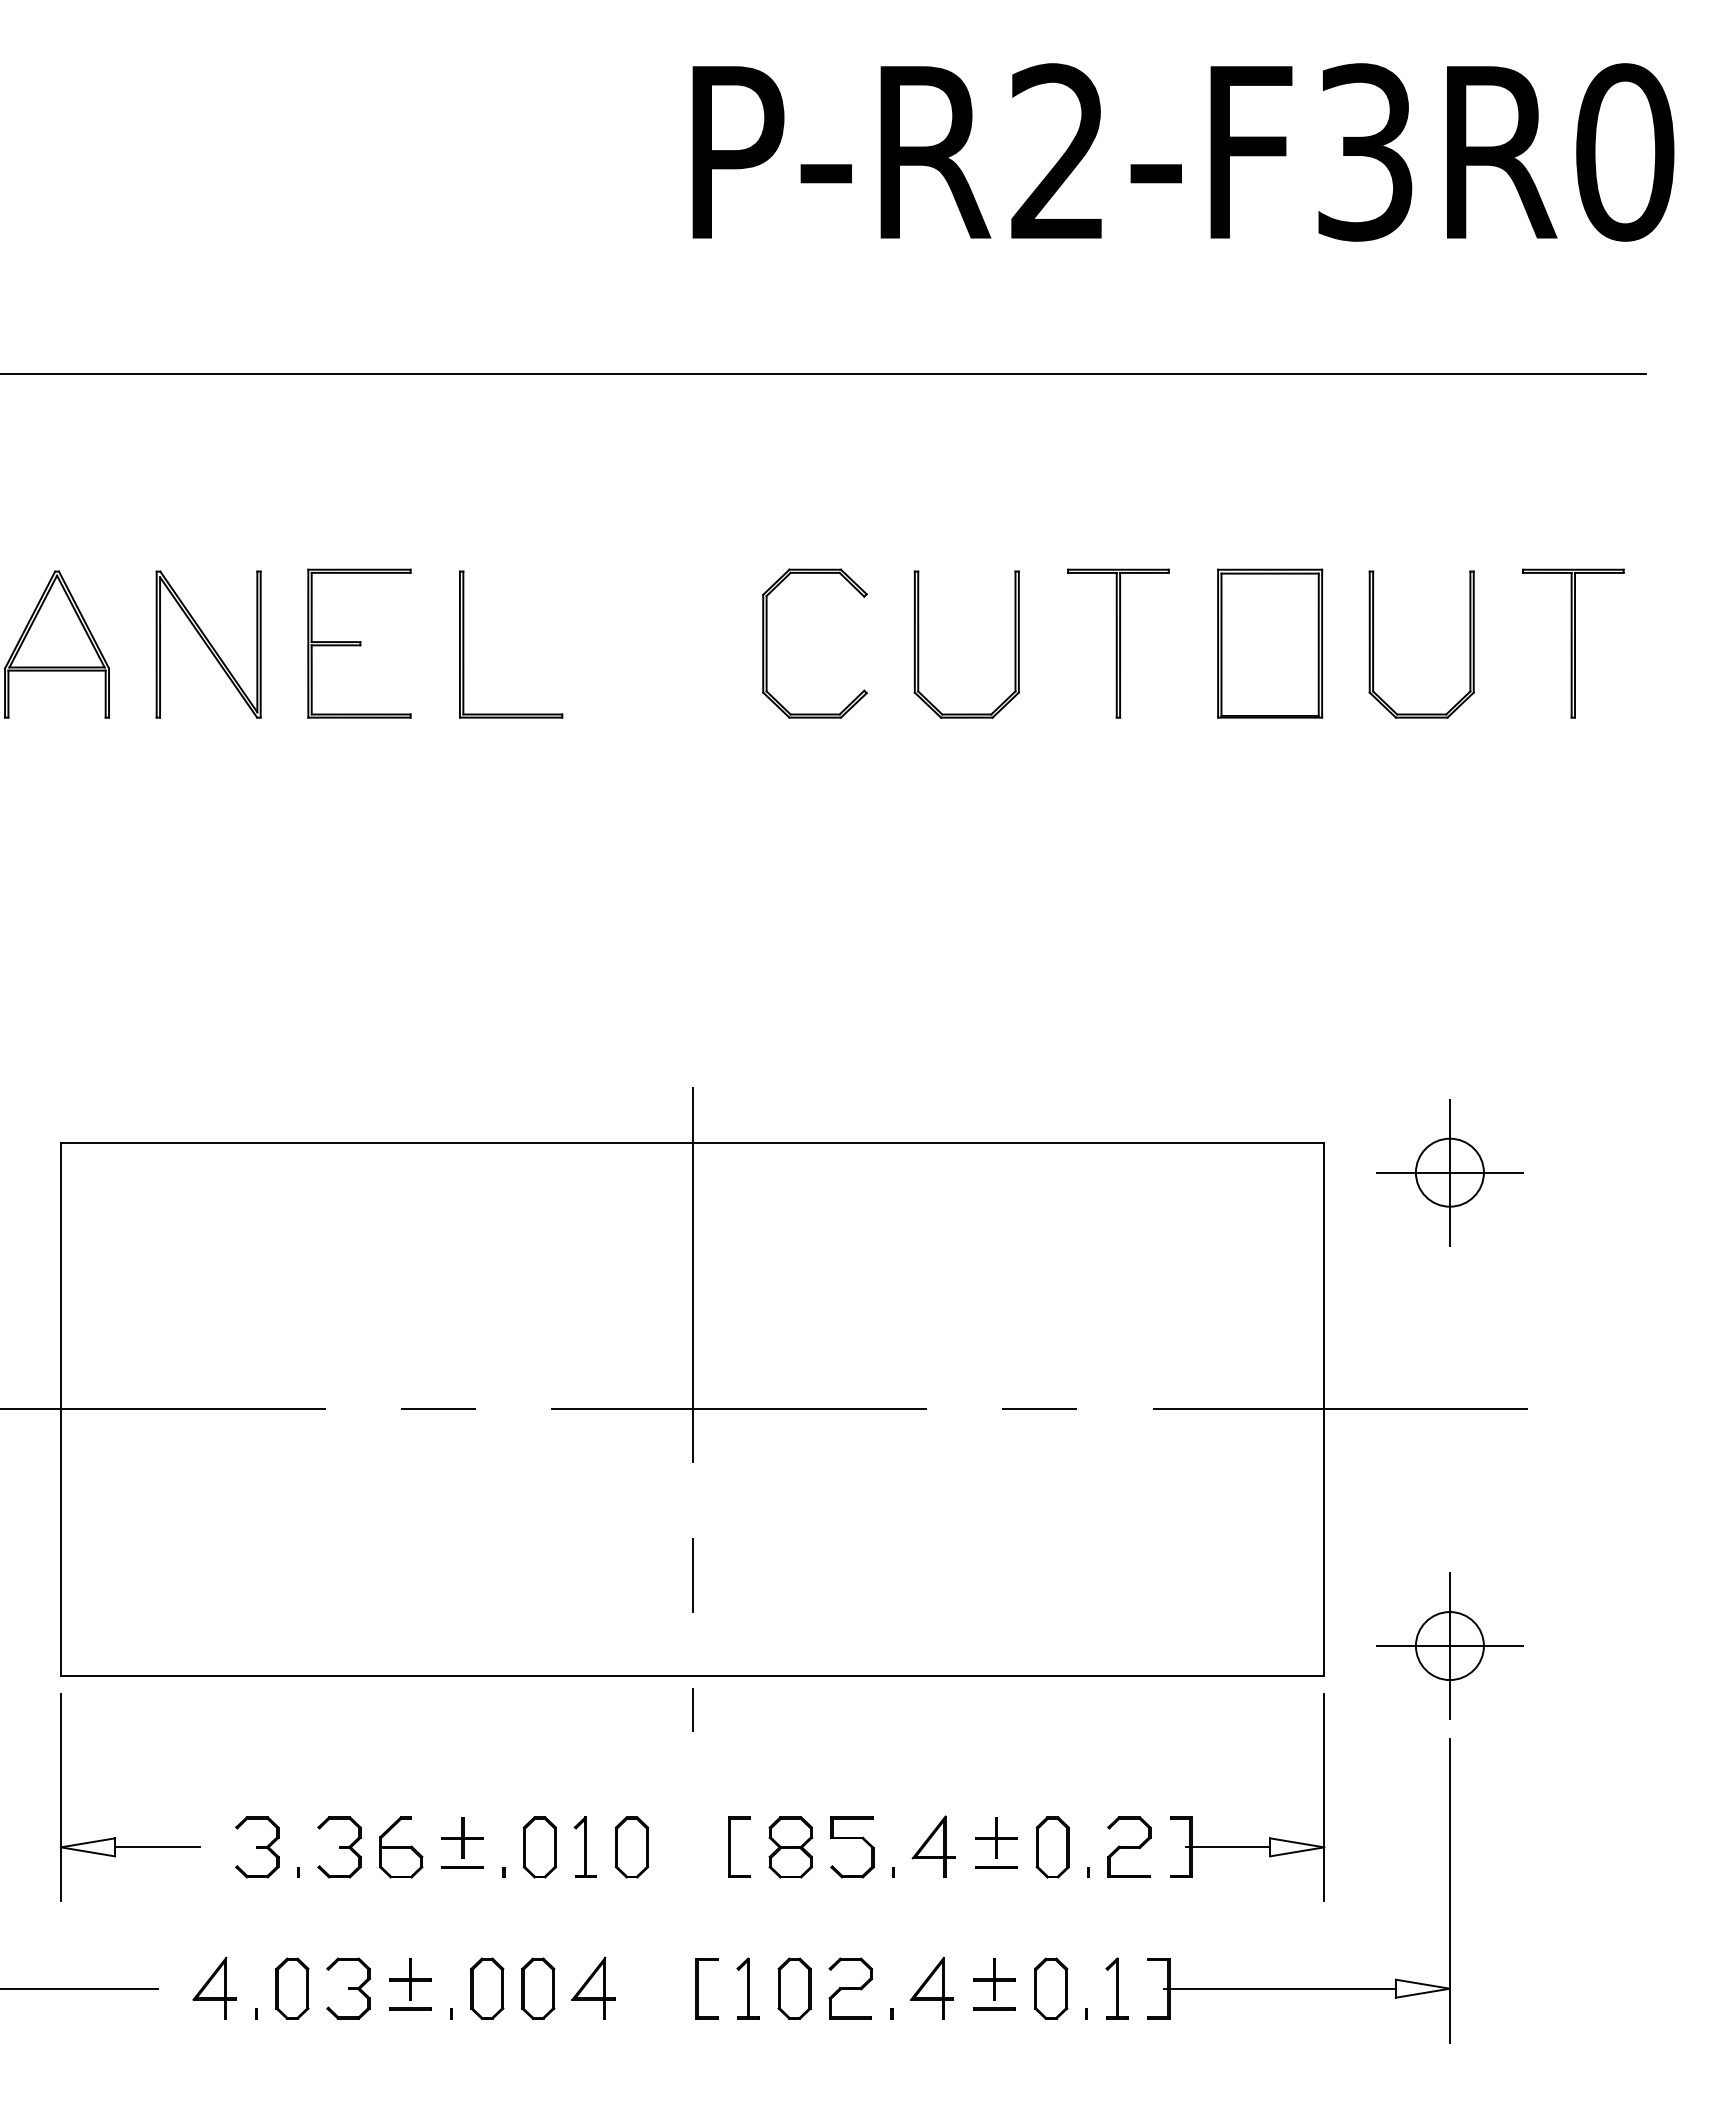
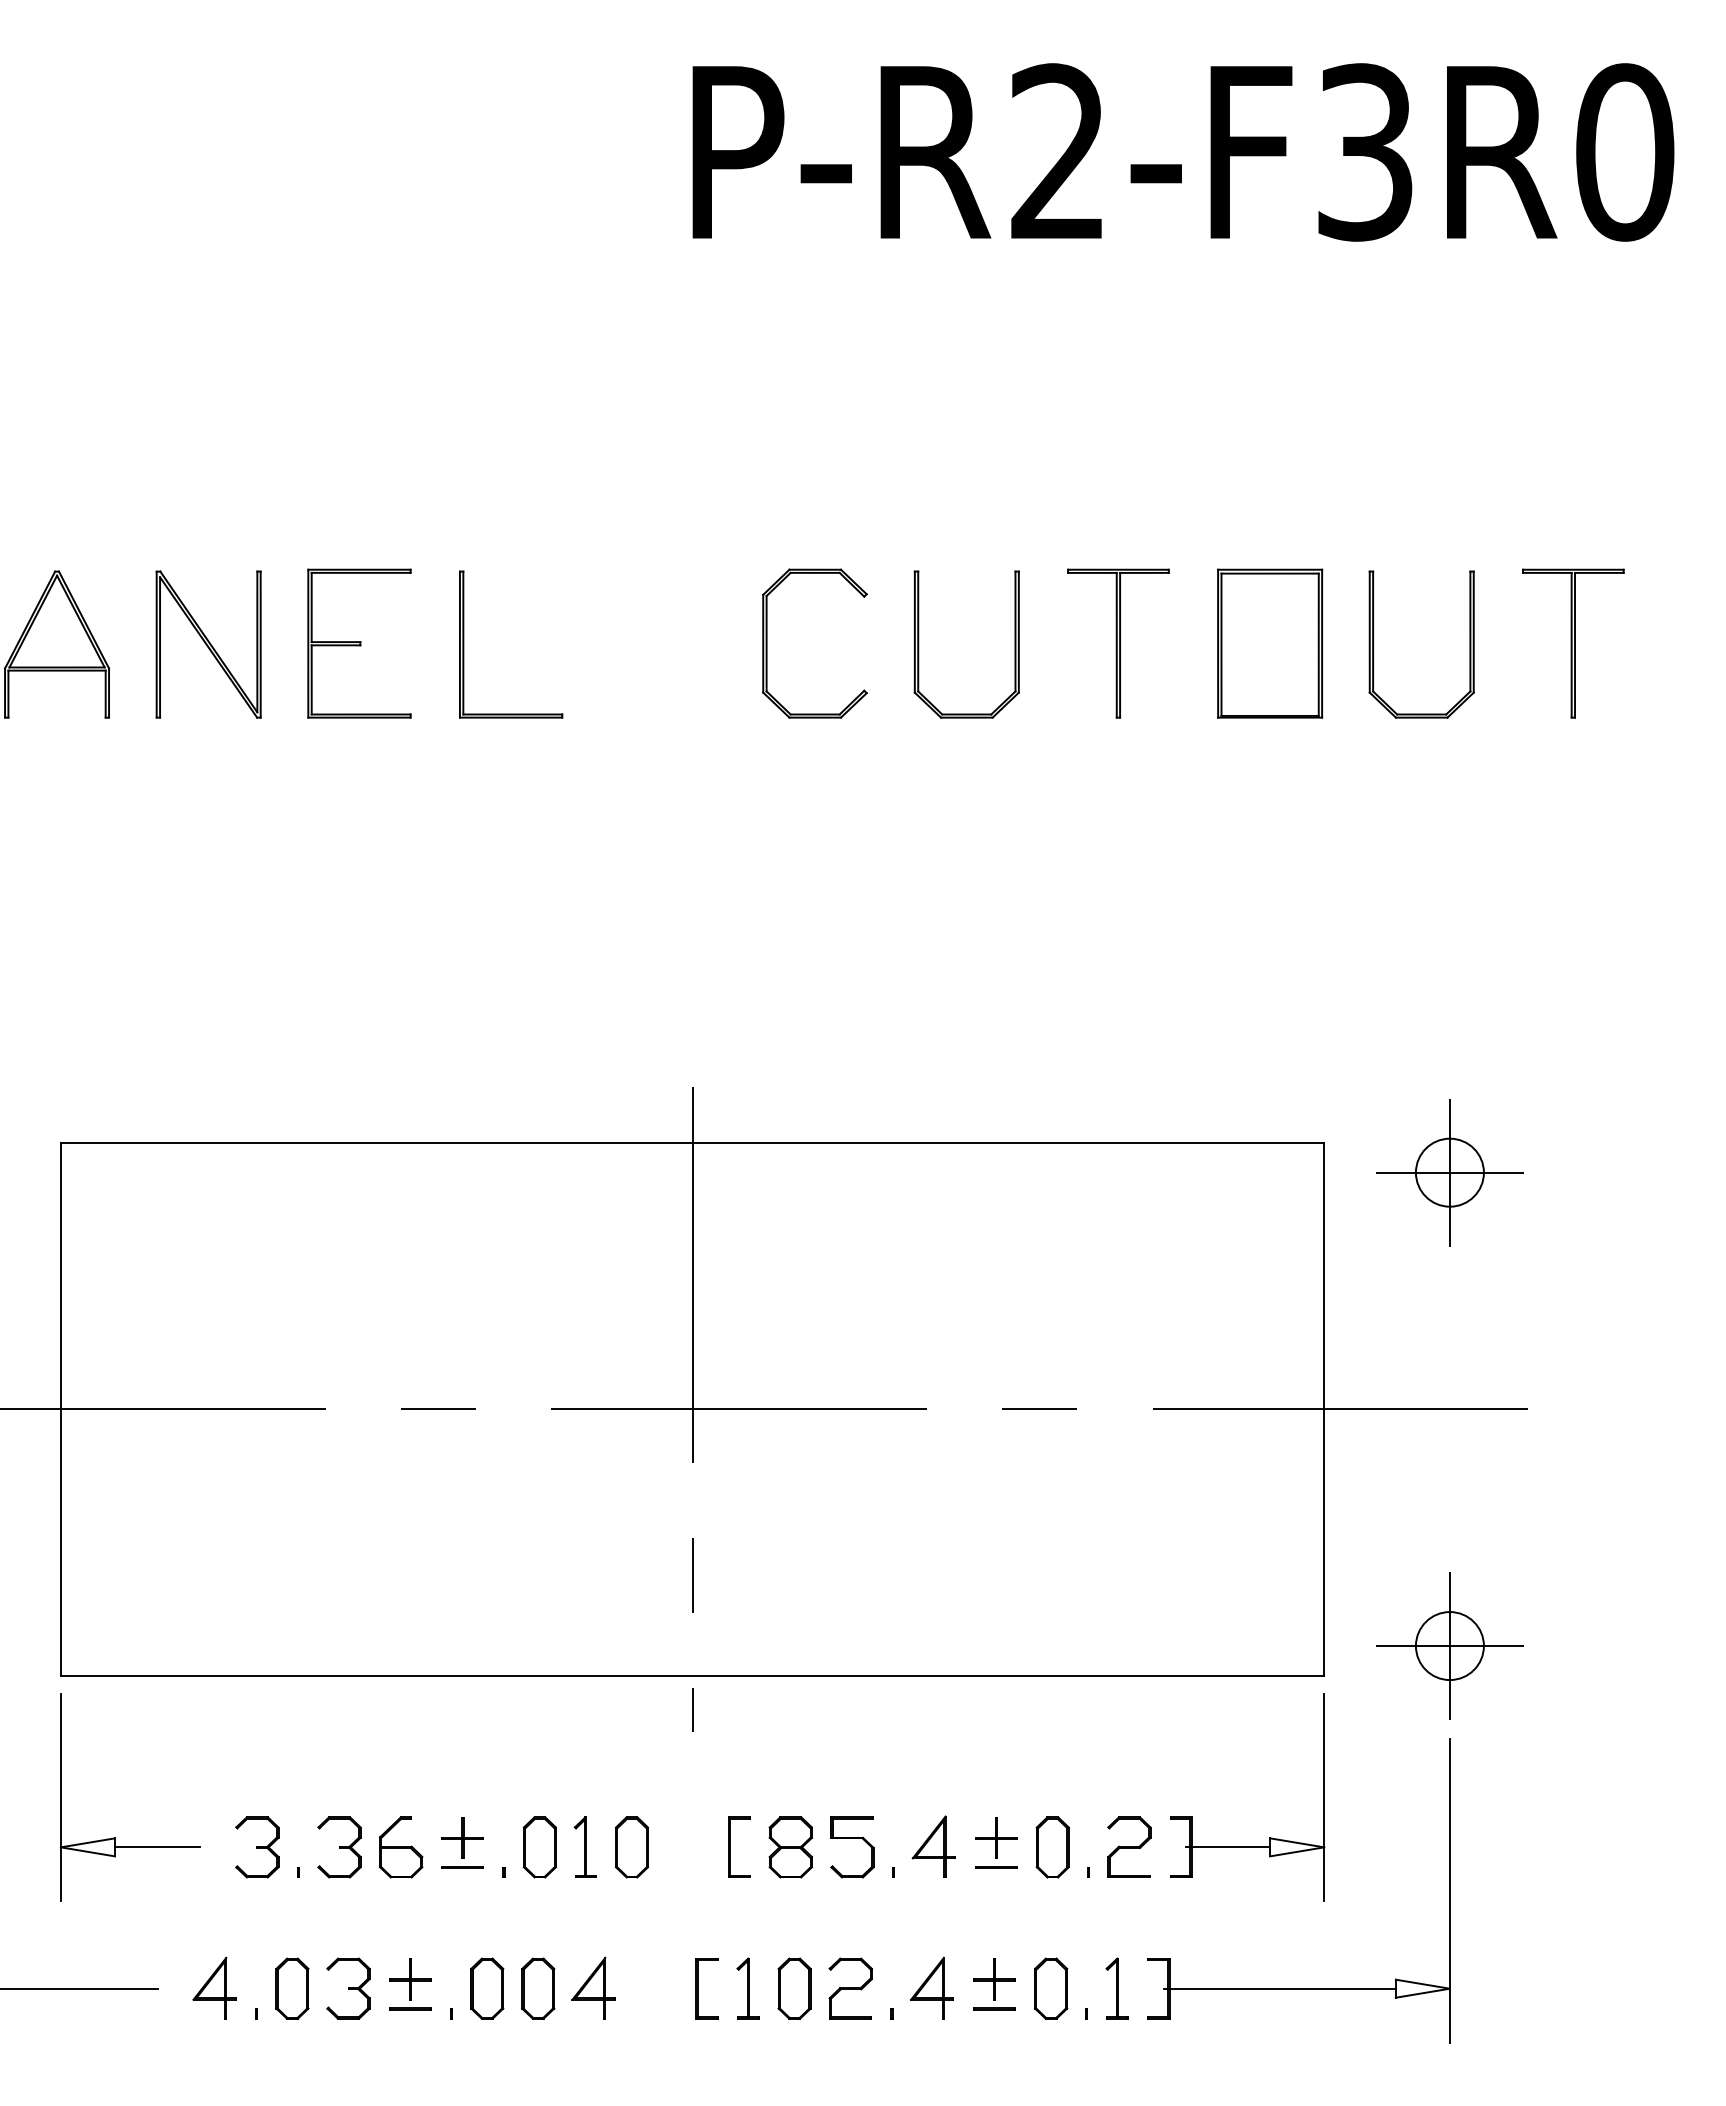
line: present -> none (824, 374)
